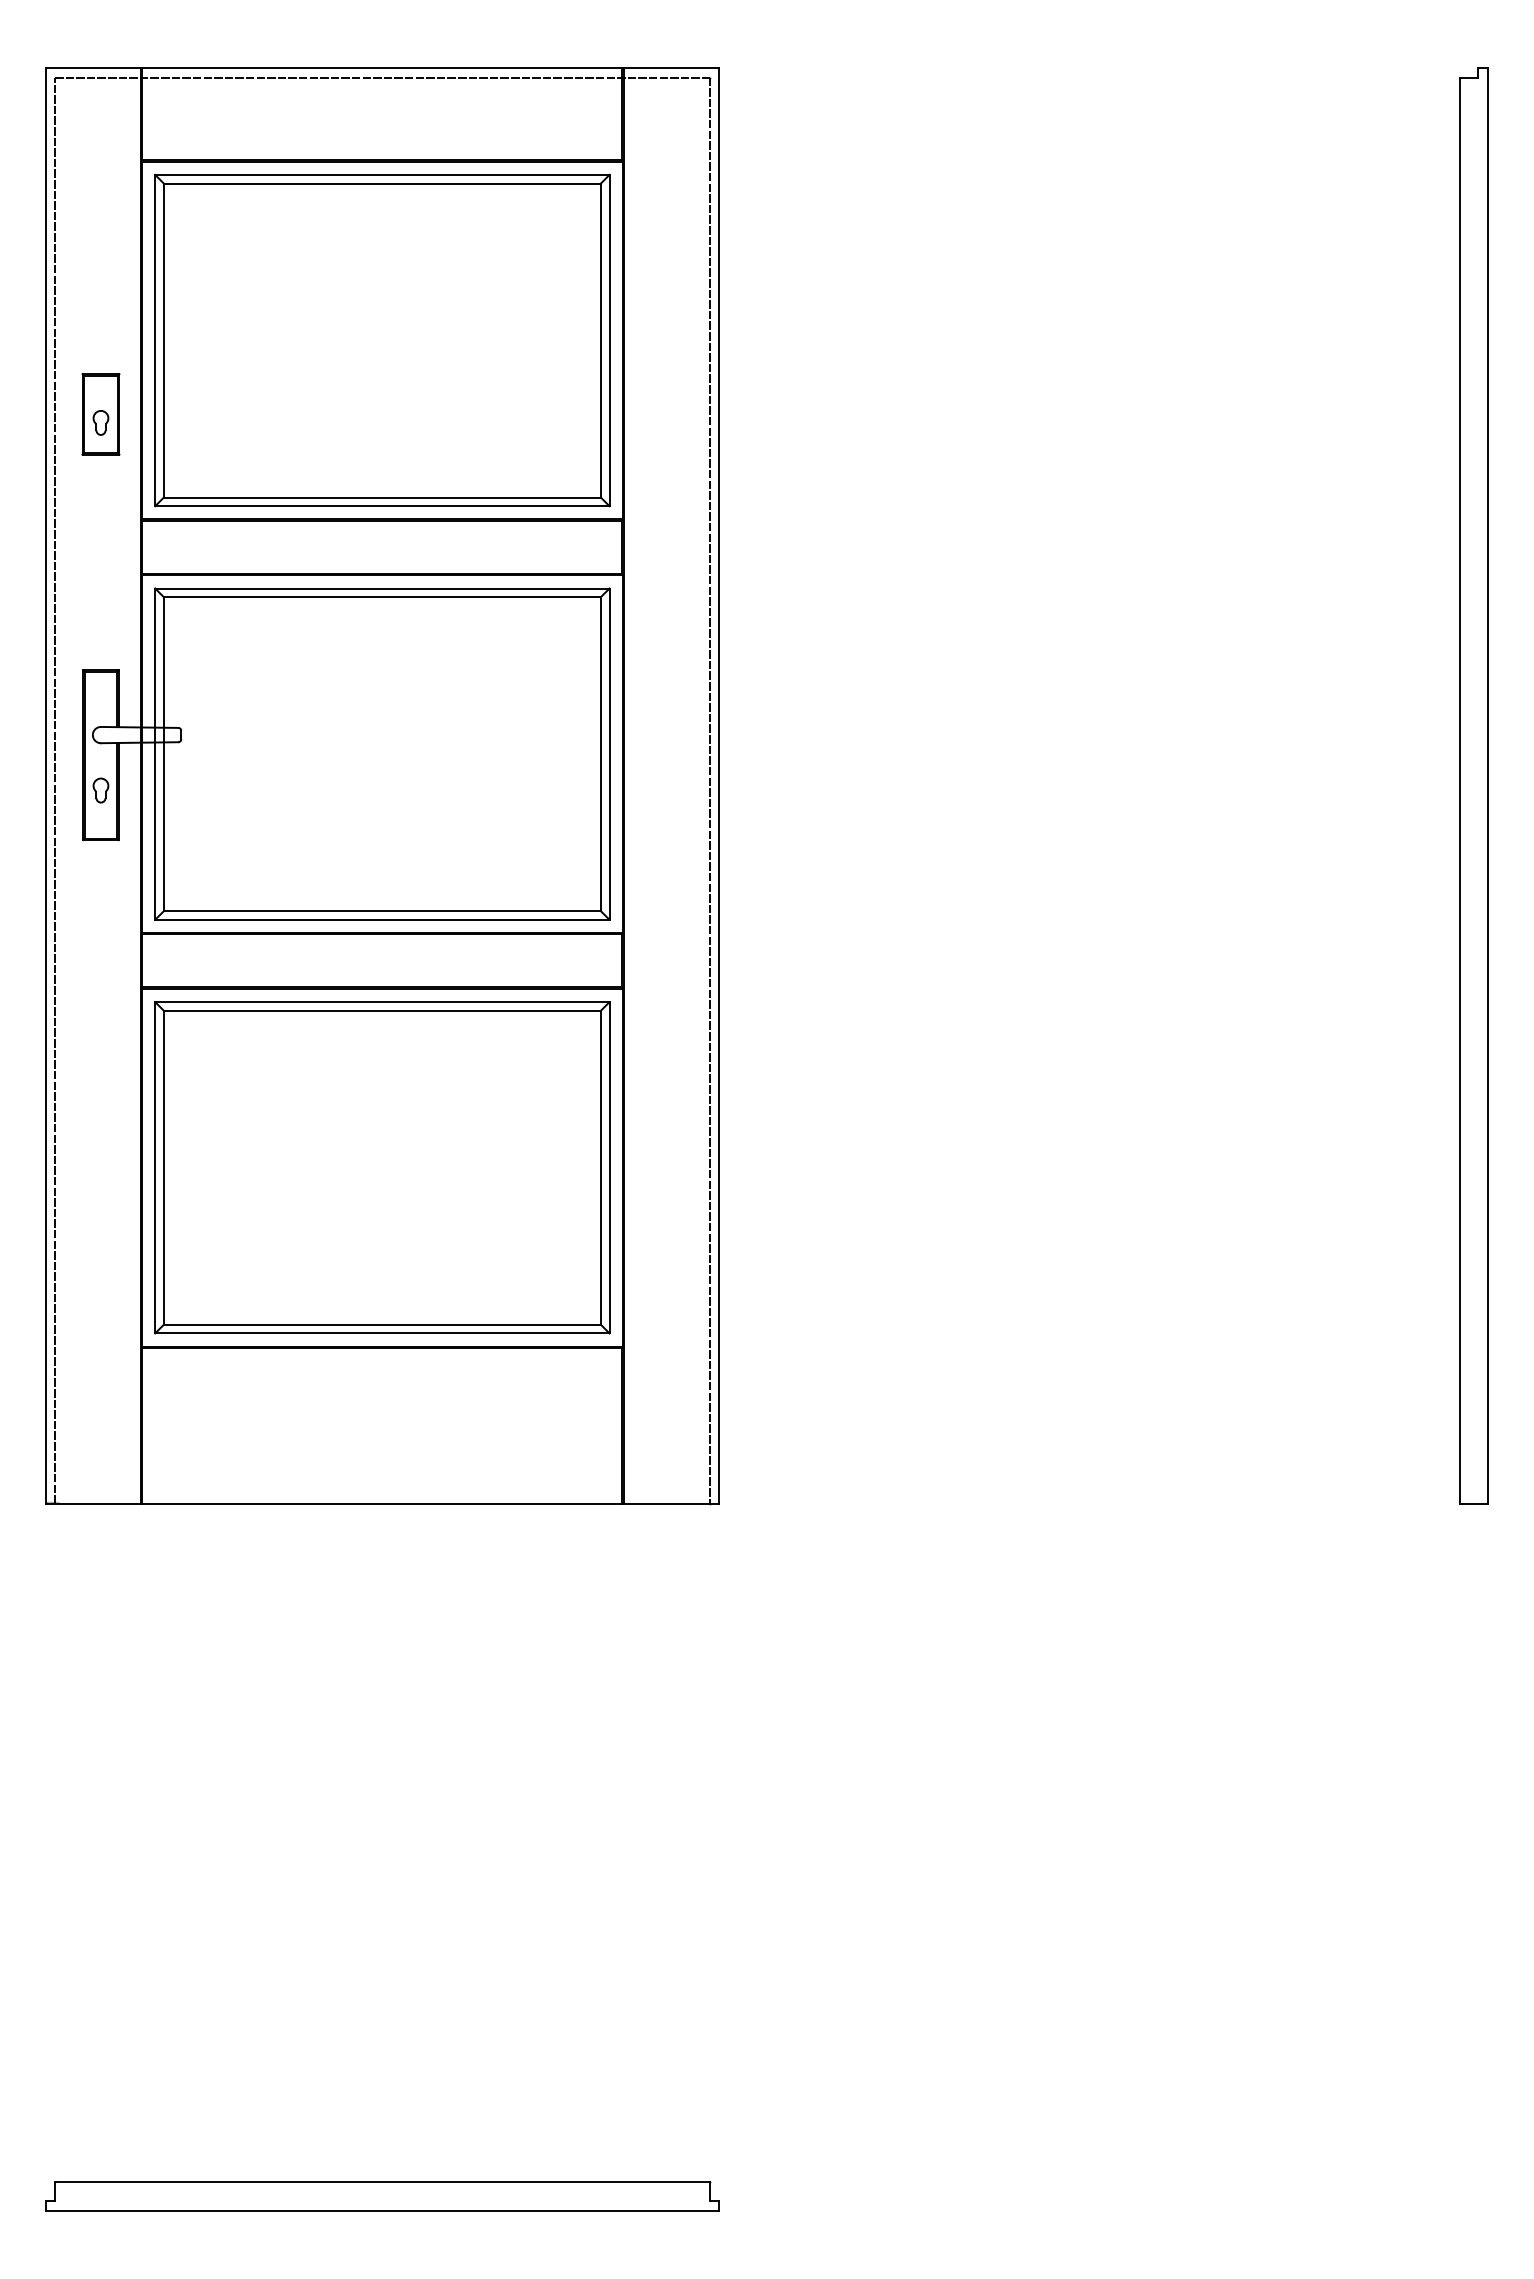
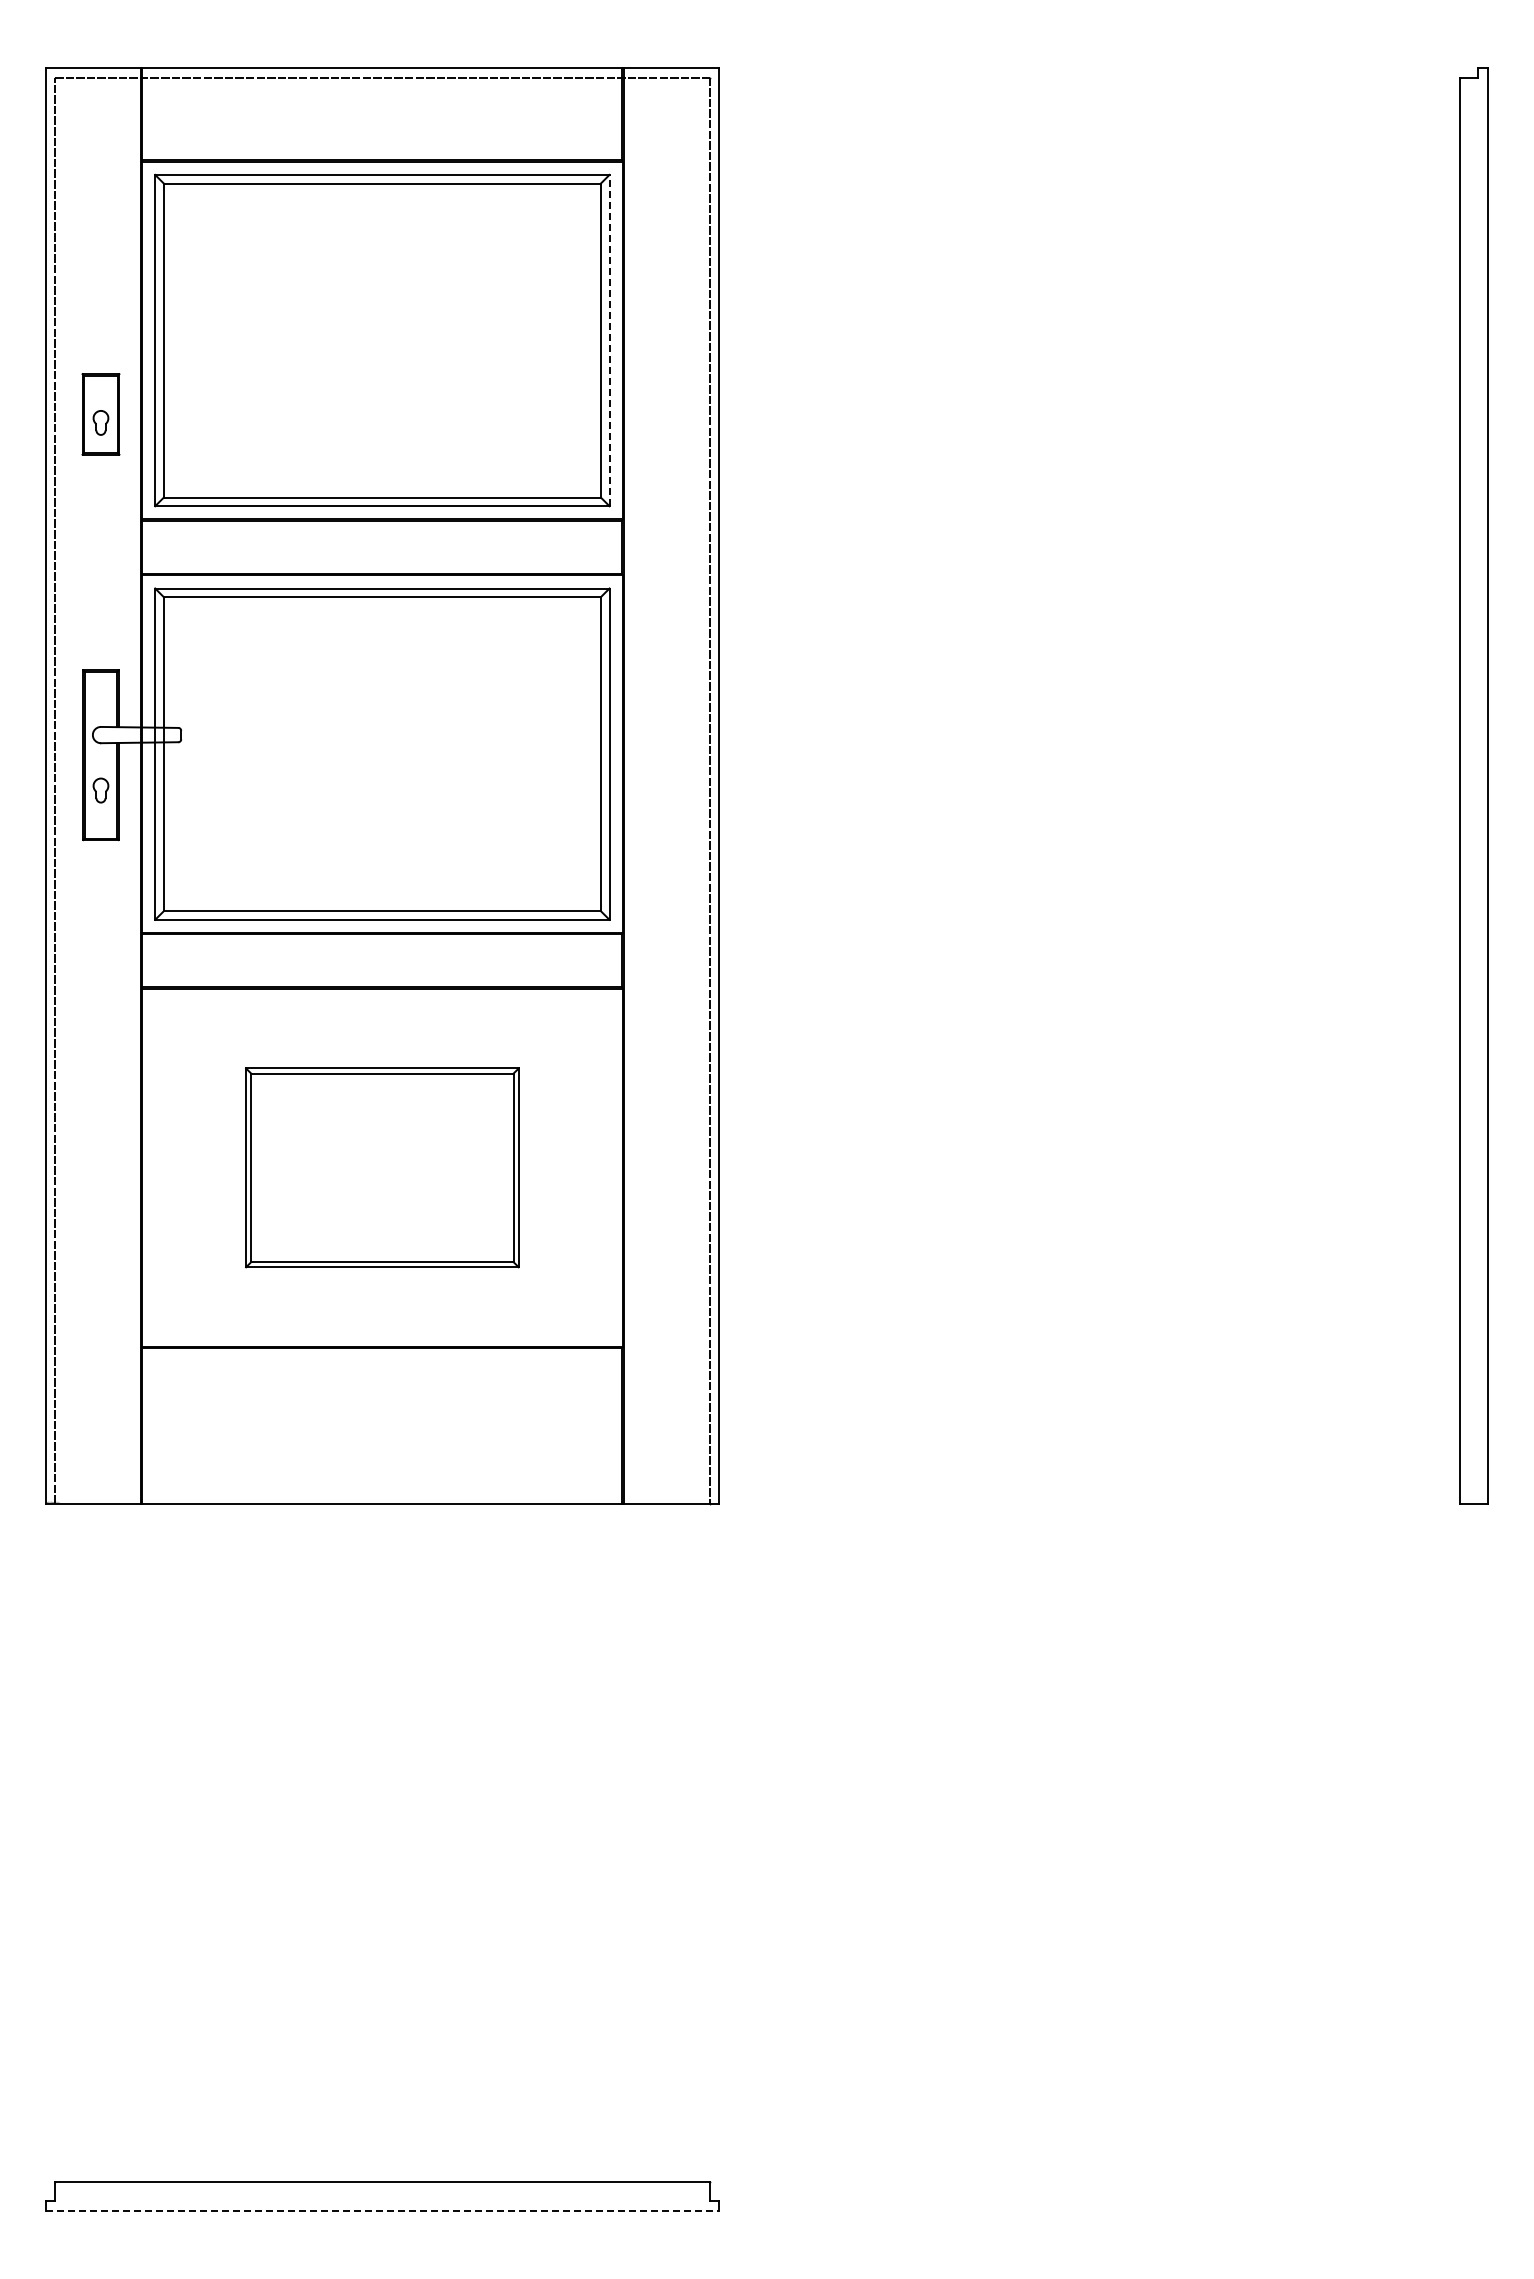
line: solid -> dashed (609, 340)
part size: 457x334 px -> 275x202 px (382, 1167)
line: solid -> dashed (382, 2210)
